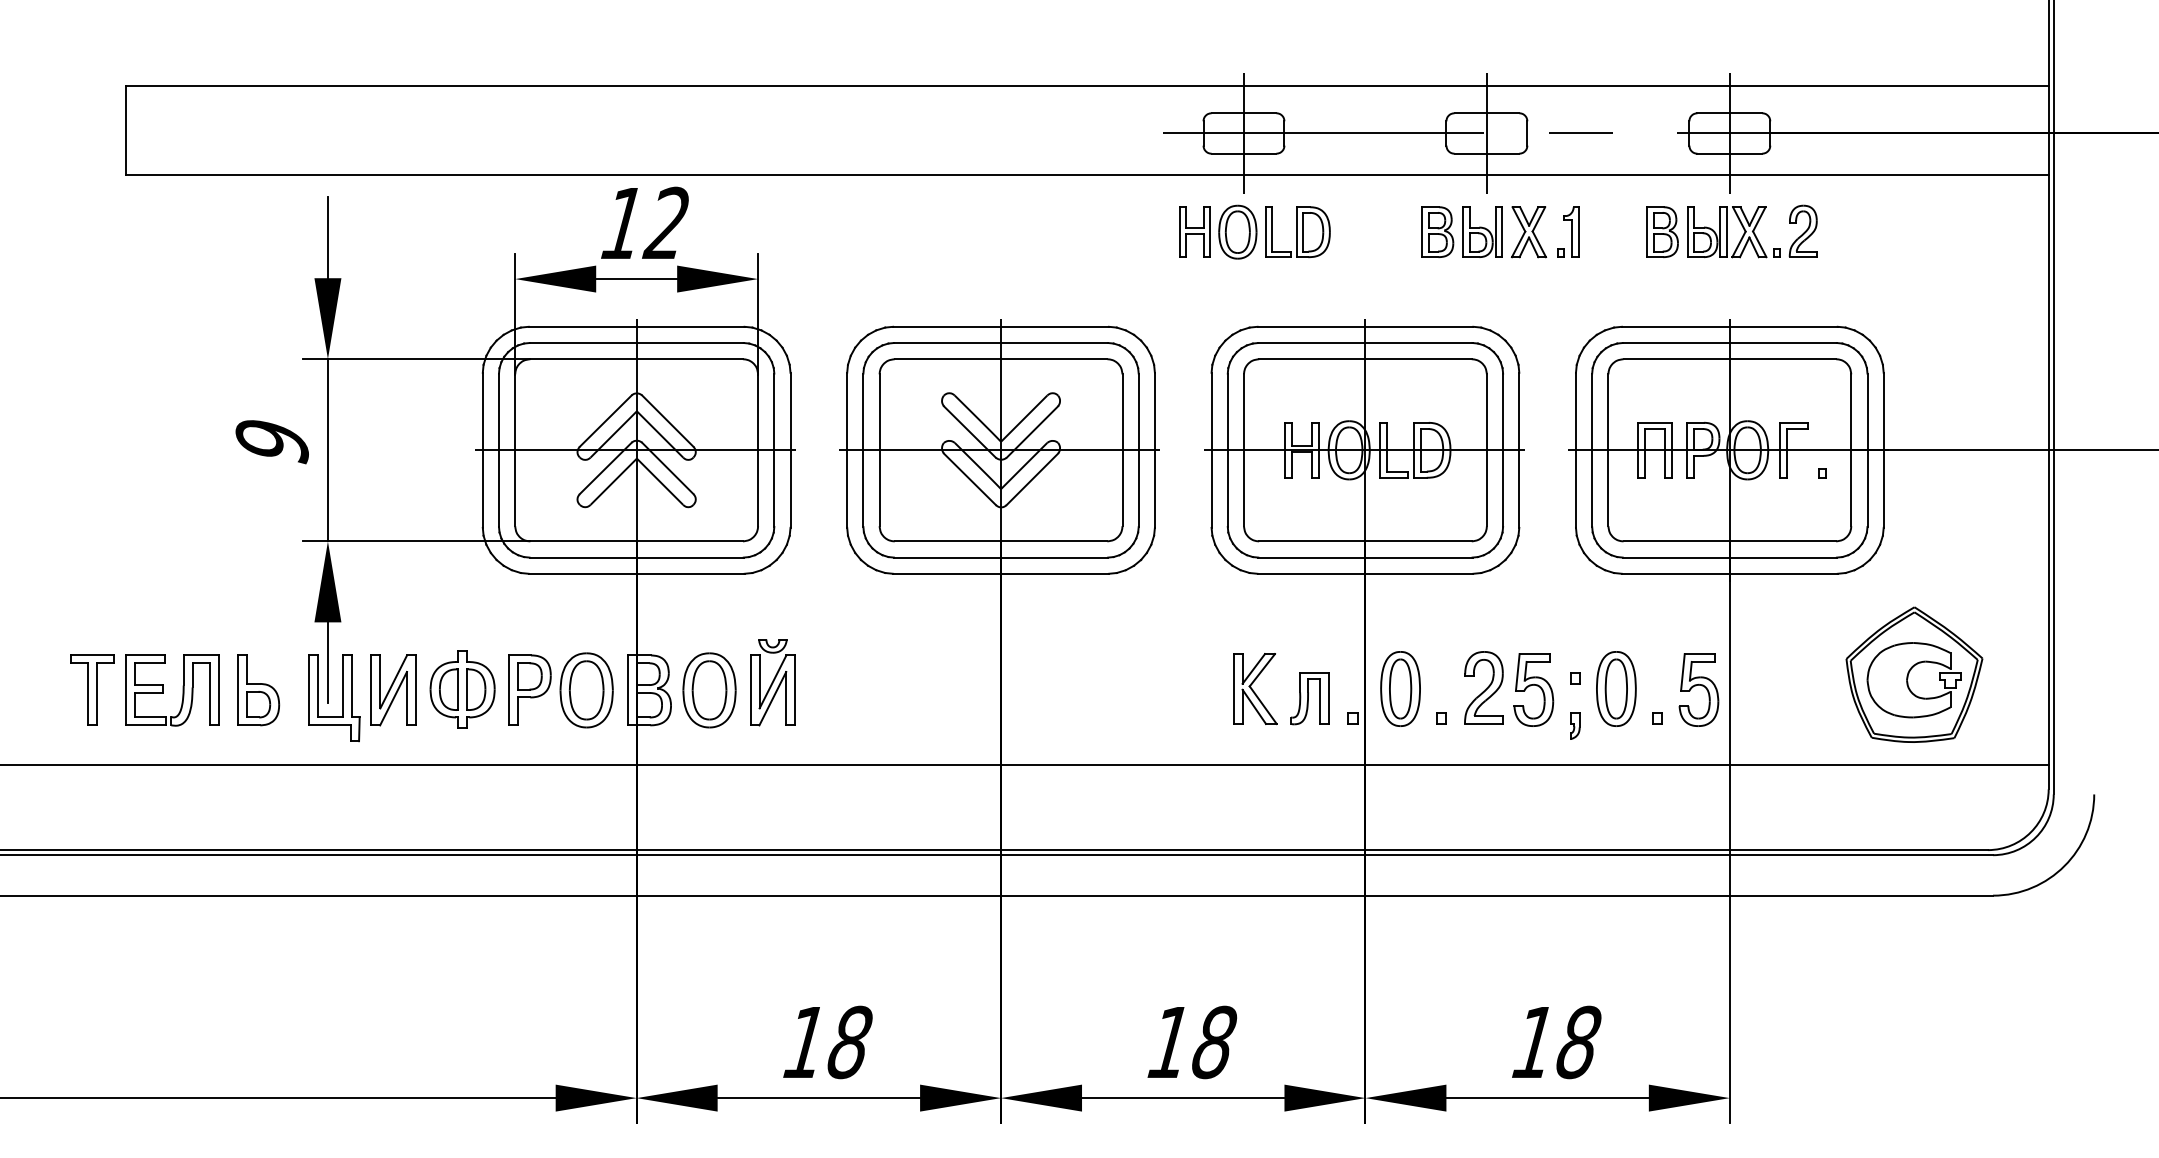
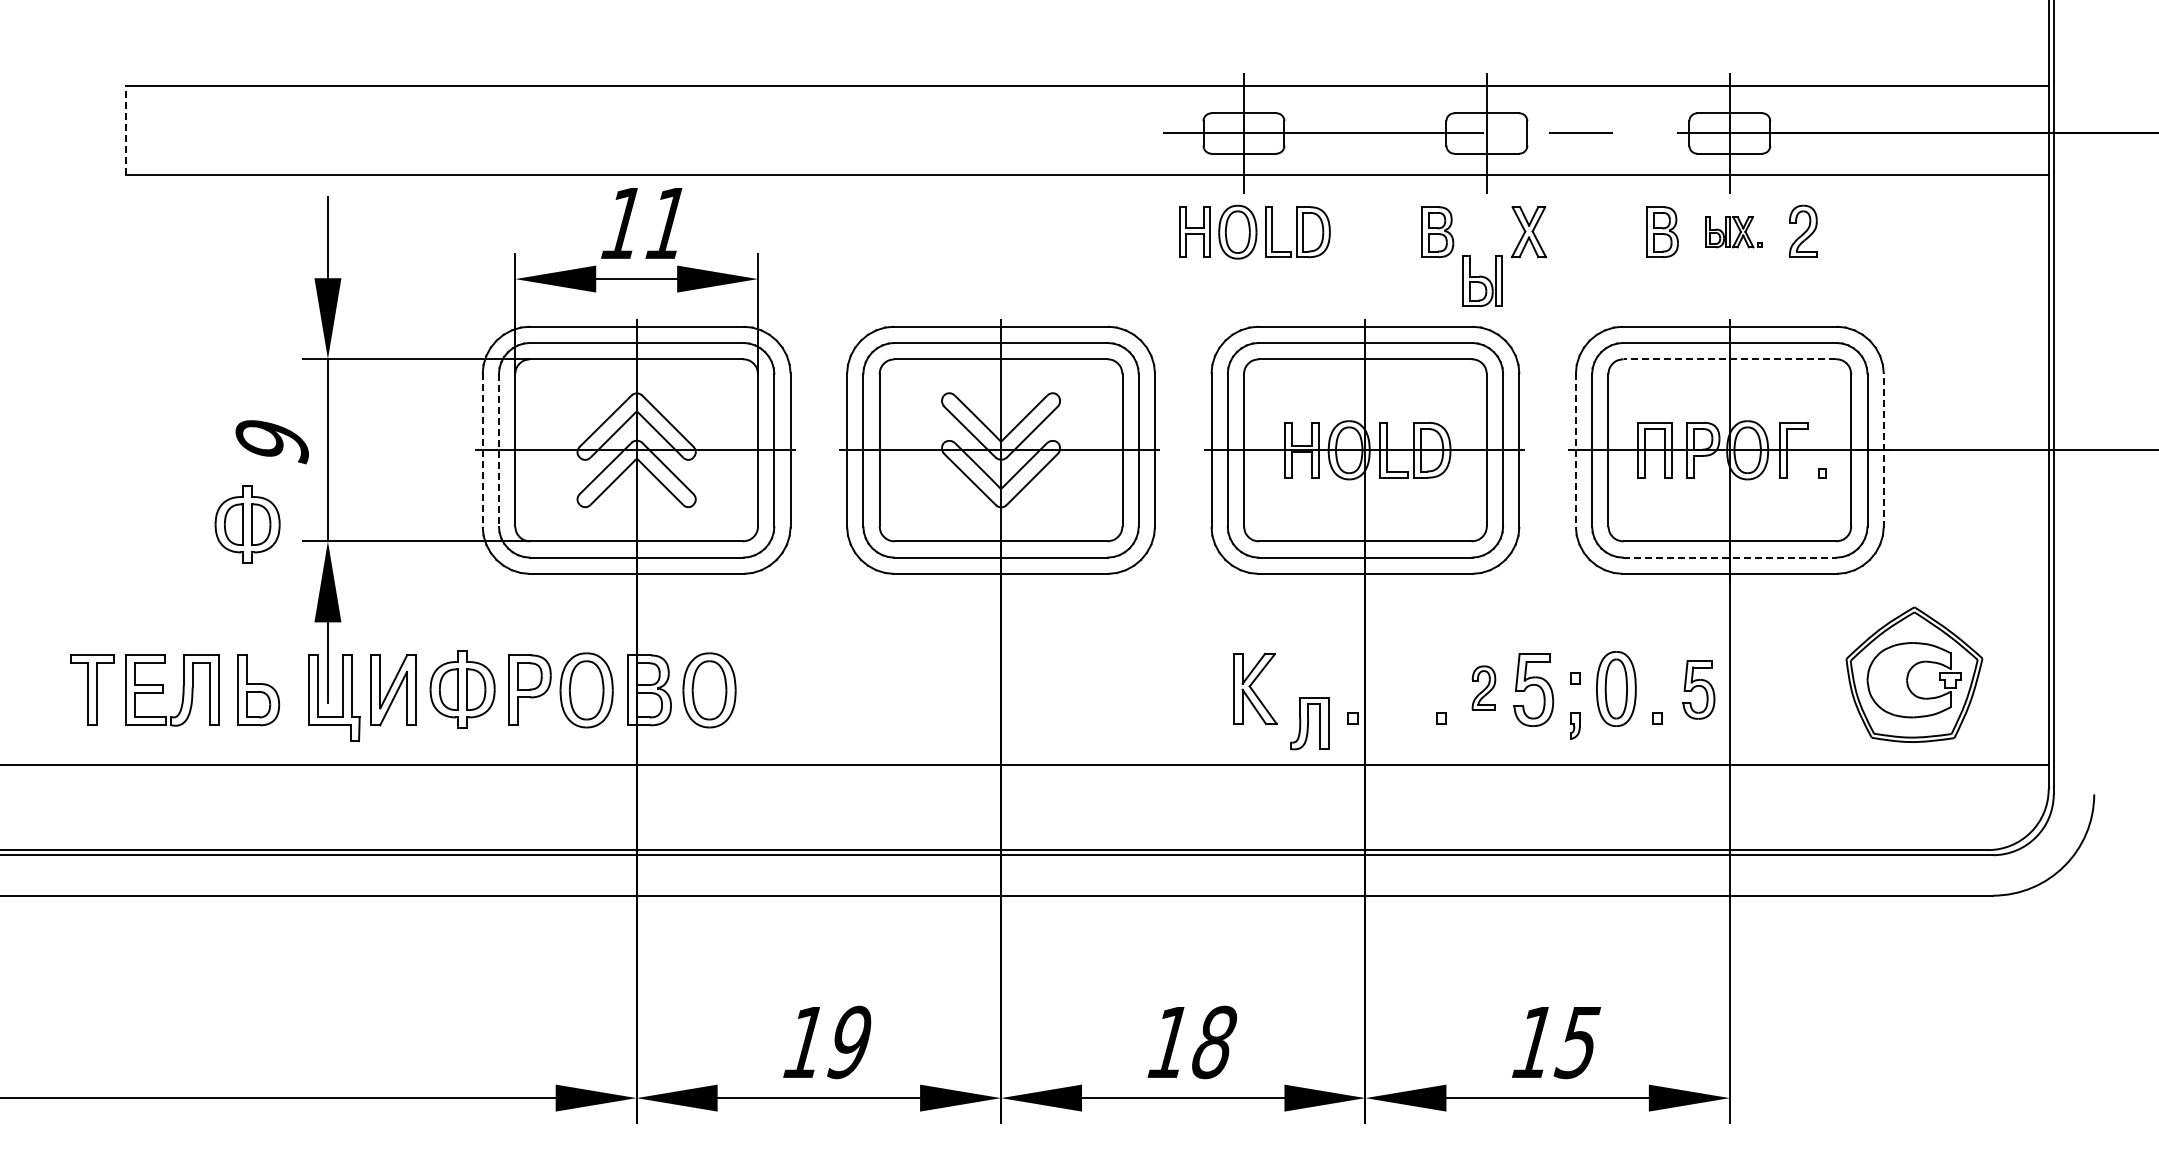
line: solid -> dashed (126, 130)
text: 12 -> 11 (665, 222)
part position: (1482, 231) -> (1482, 280) (1482, 280)
part: present -> none (1568, 231)
part size: 94x53 px -> 58x33 px (1733, 232)
line: solid -> dashed (1729, 359)
line: solid -> dashed (482, 450)
line: solid -> dashed (499, 450)
line: solid -> dashed (1575, 450)
line: solid -> dashed (1883, 450)
part: none -> present (247, 524)
line: solid -> dashed (1730, 557)
part: present -> none (772, 682)
part size: 40x74 px -> 26x46 px (1483, 687)
part: present -> none (1400, 688)
part size: 42x74 px -> 34x60 px (1698, 689)
part position: (1309, 698) -> (1309, 723) (1309, 723)
text: 18 -> 19 (849, 1042)
text: 18 -> 15 (1577, 1042)
